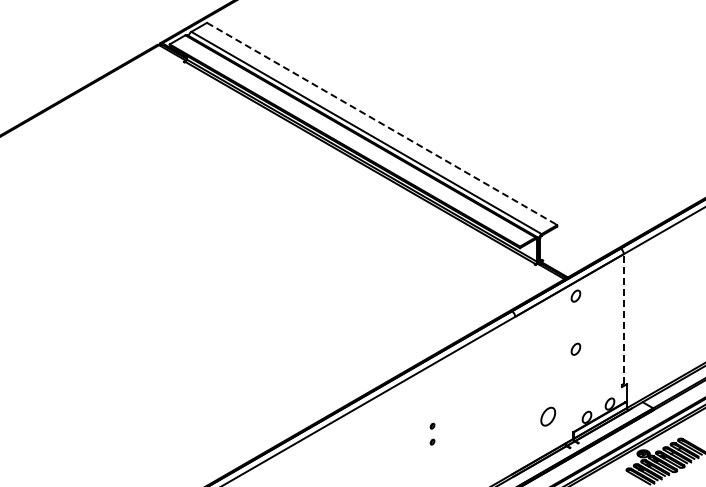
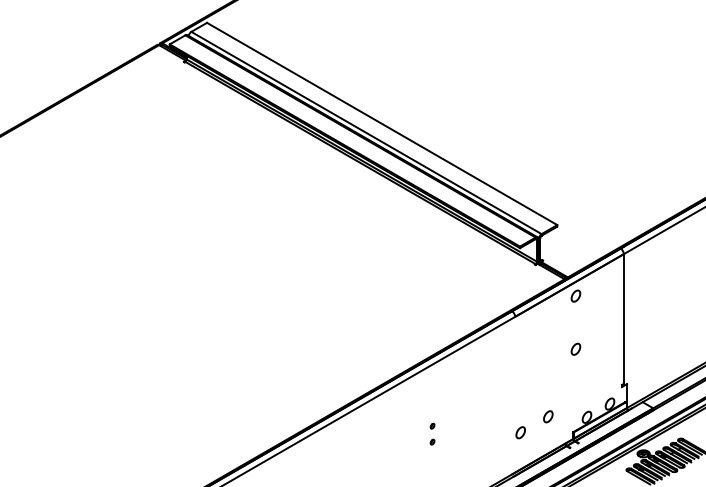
line: dashed -> solid (382, 124)
line: dashed -> solid (623, 319)
part size: 17x21 px -> 11x14 px (548, 416)
part: none -> present (520, 432)
